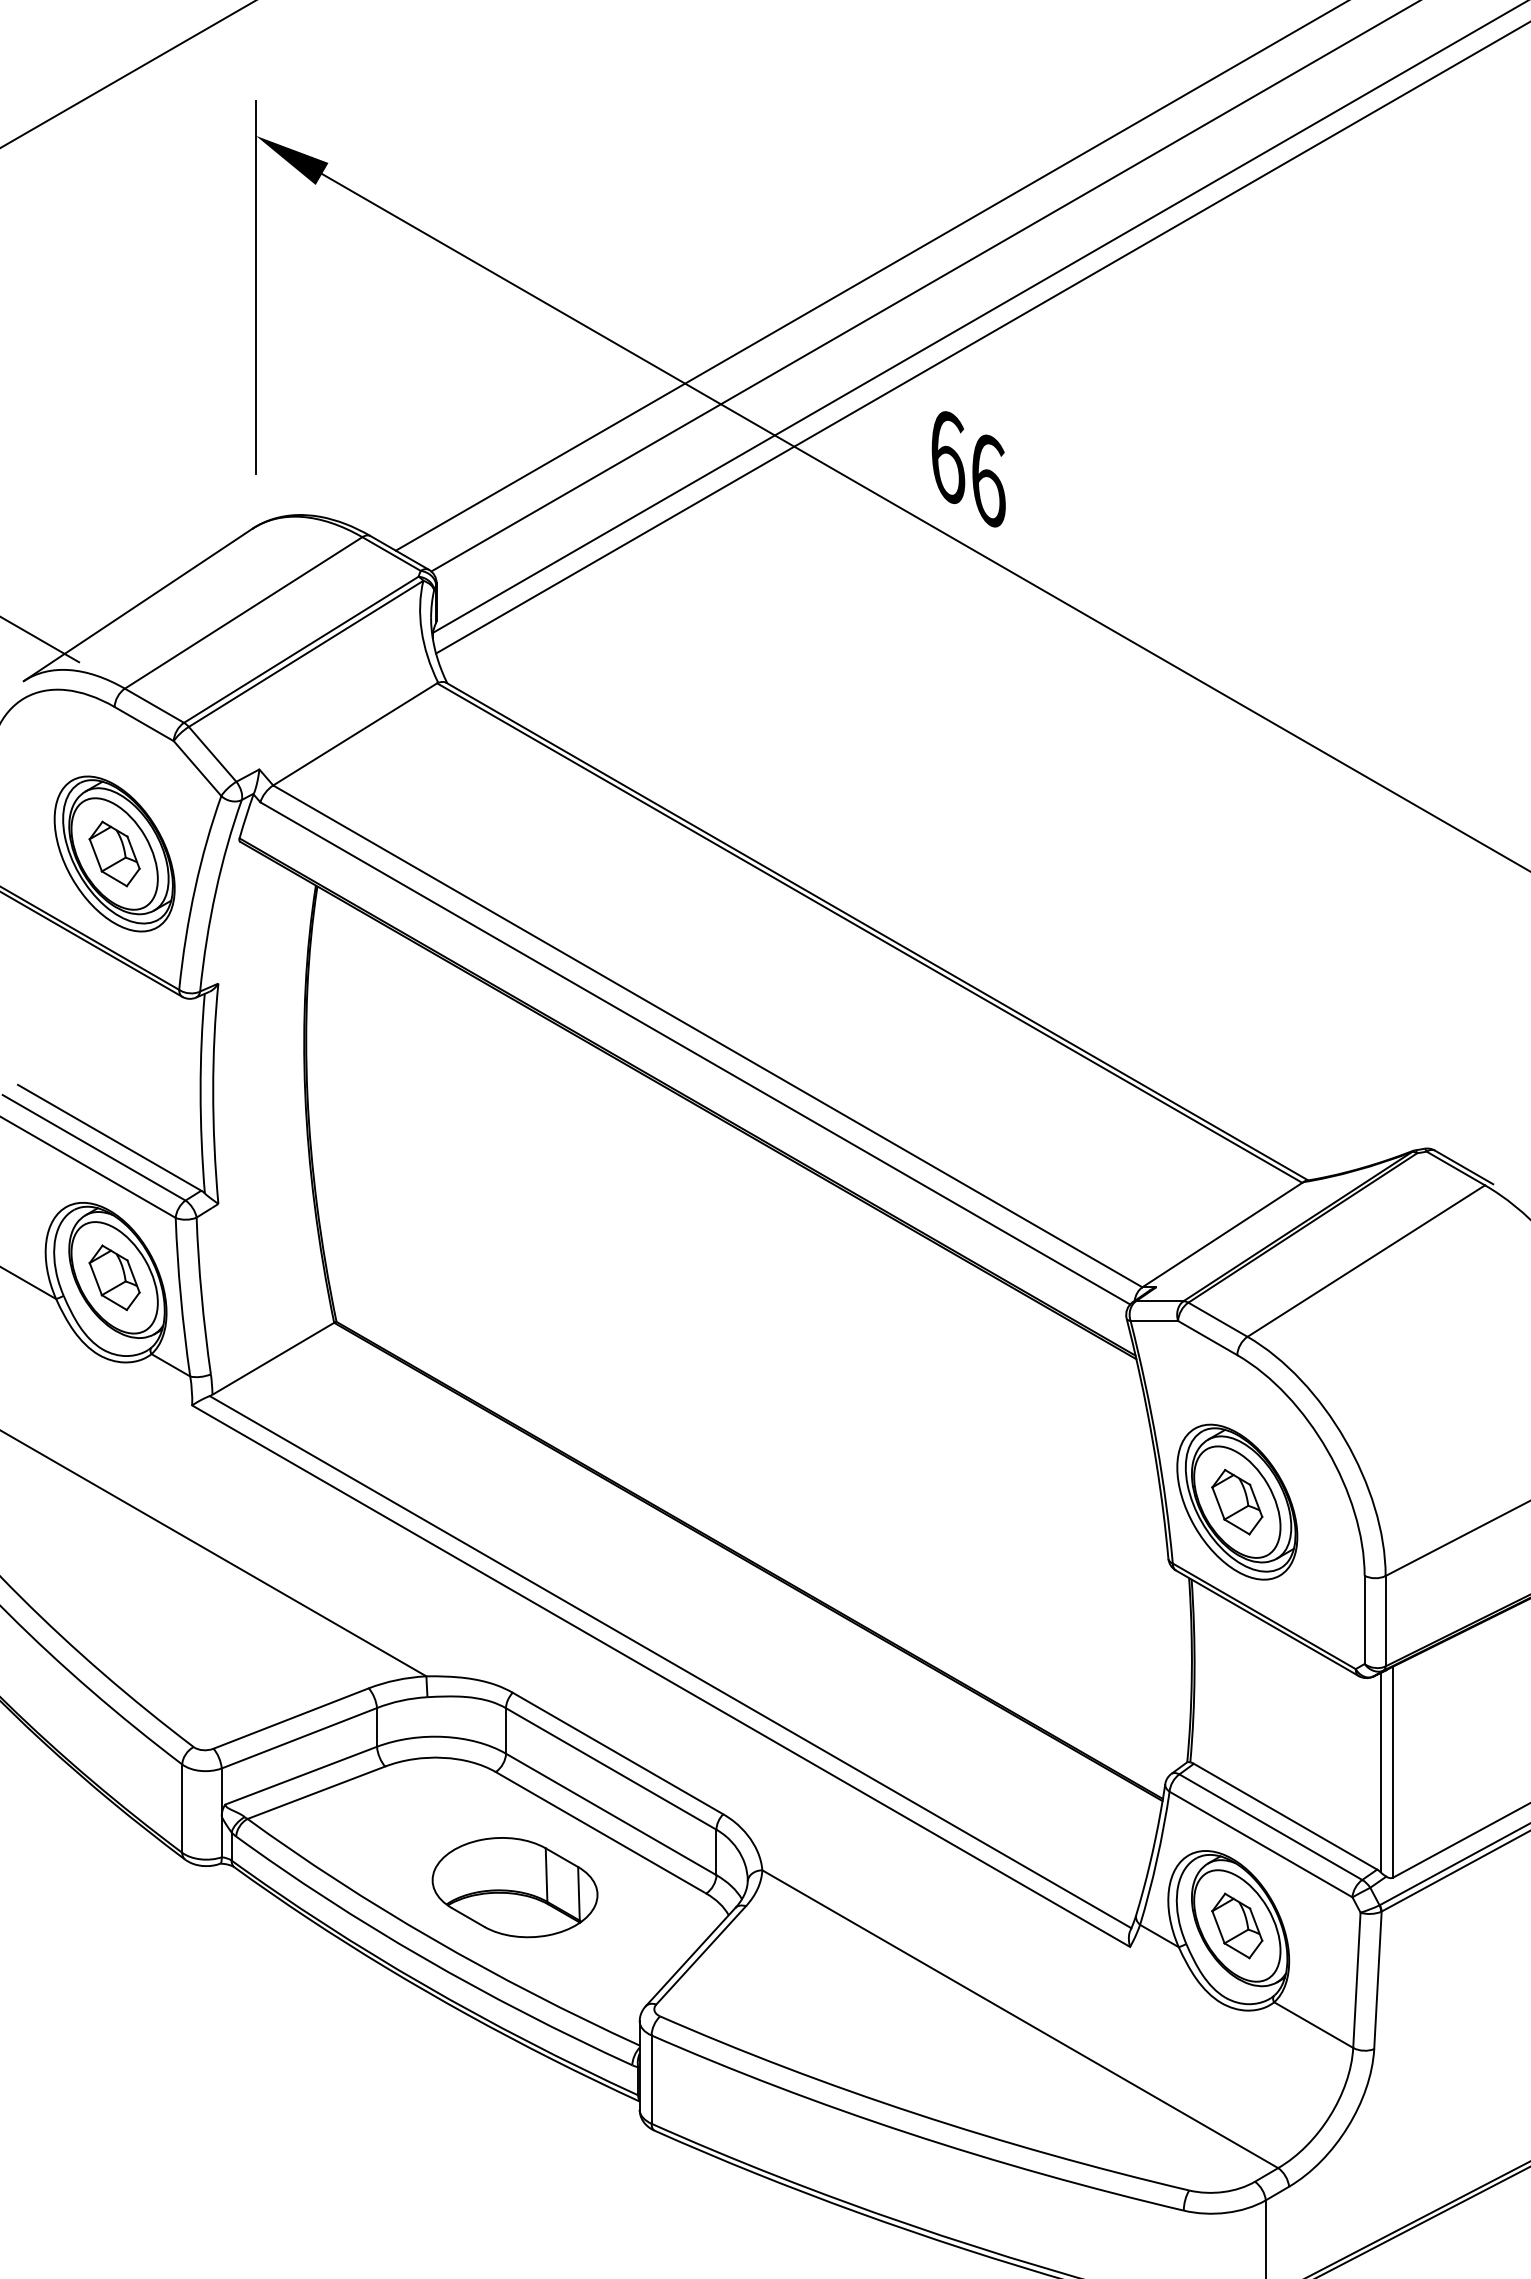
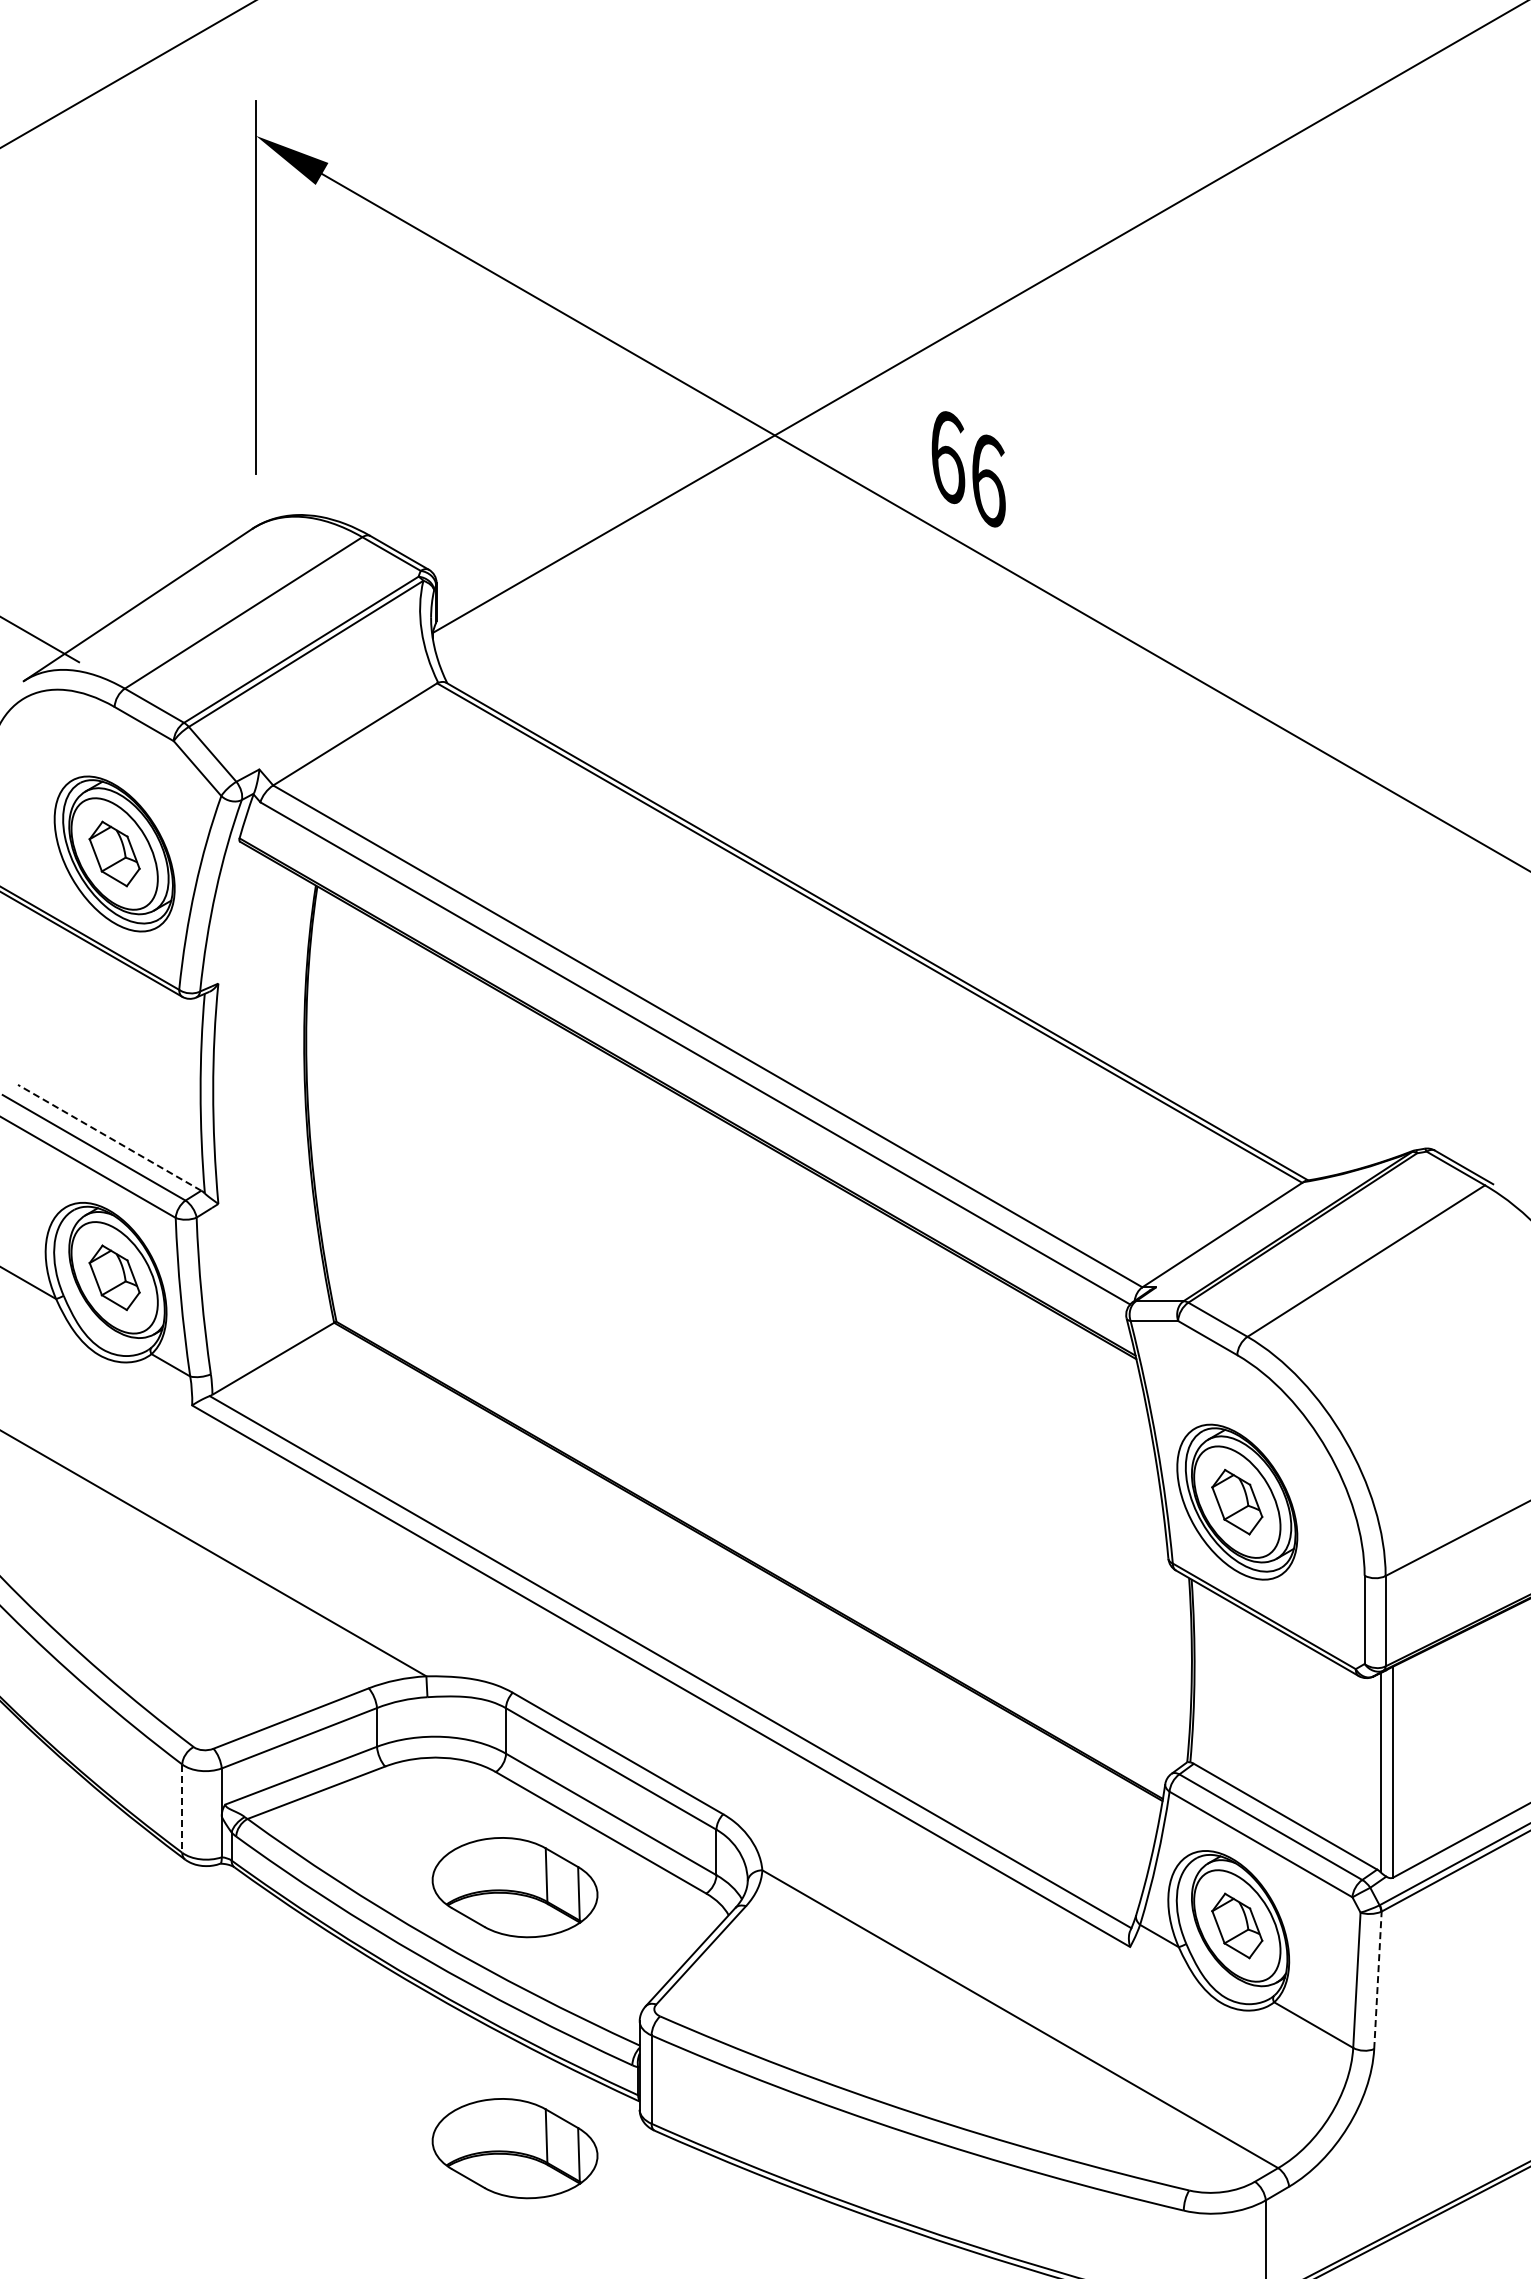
line: present -> none (870, 276)
line: present -> none (924, 286)
line: present -> none (981, 338)
line: solid -> dashed (109, 1137)
line: solid -> dashed (182, 1809)
line: solid -> dashed (1377, 1980)
part: none -> present (514, 2148)
